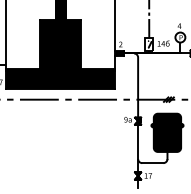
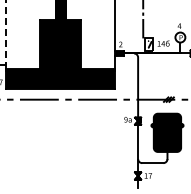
line position: (149, 20) -> (143, 20) (143, 20)
line: solid -> dashed (6, 34)
